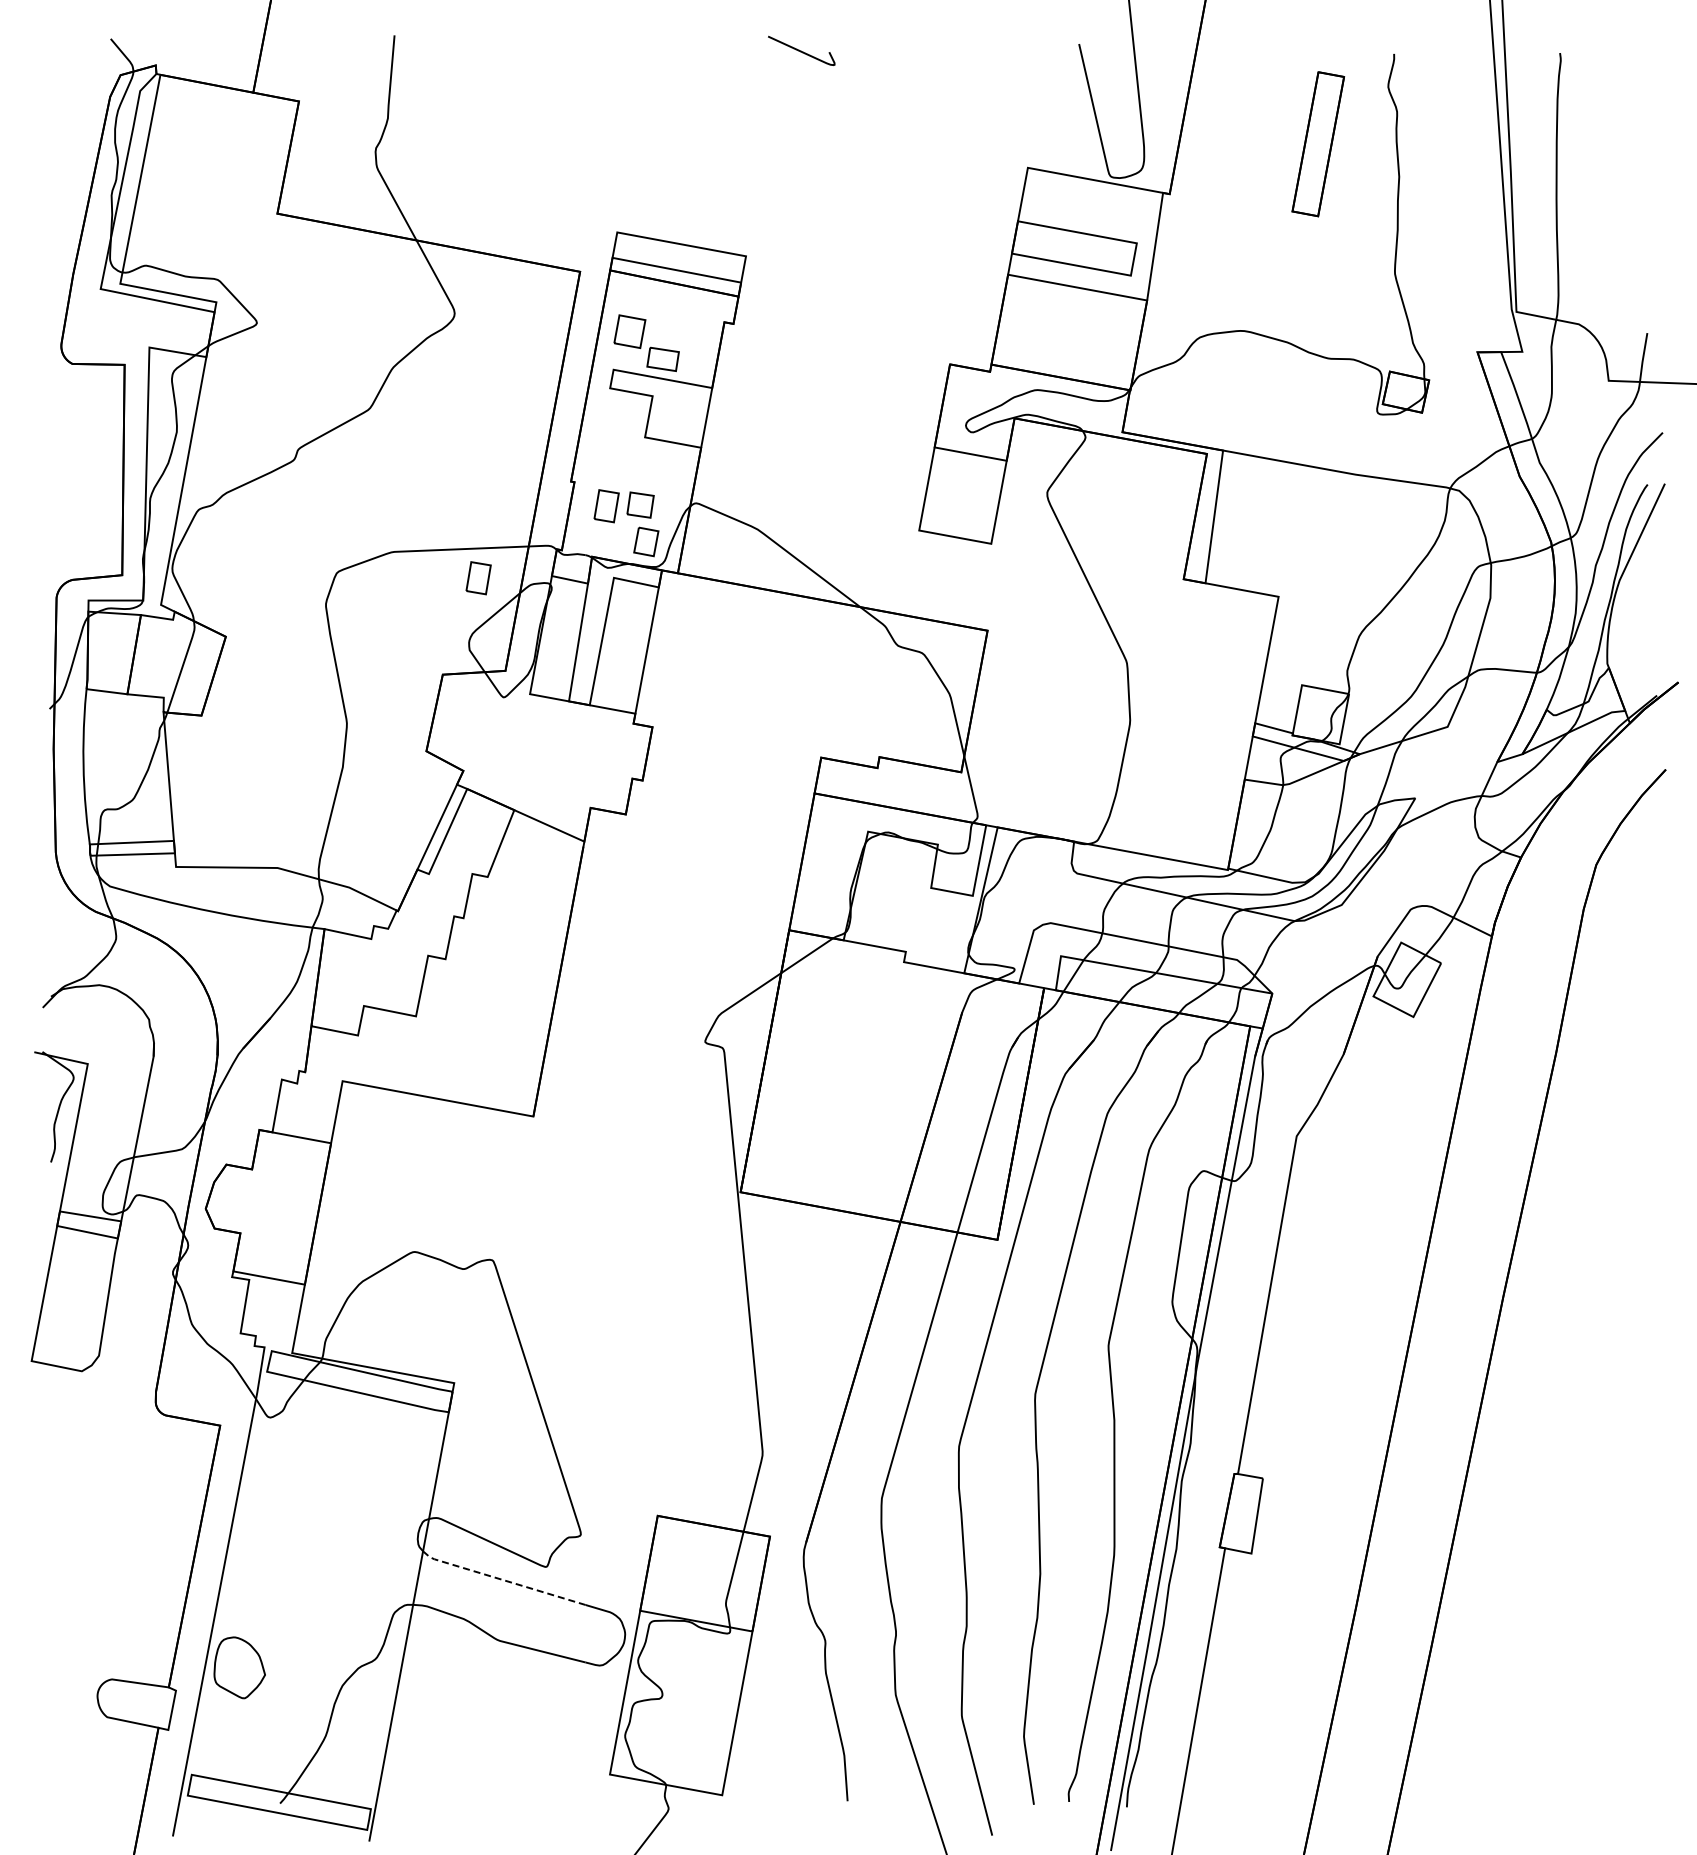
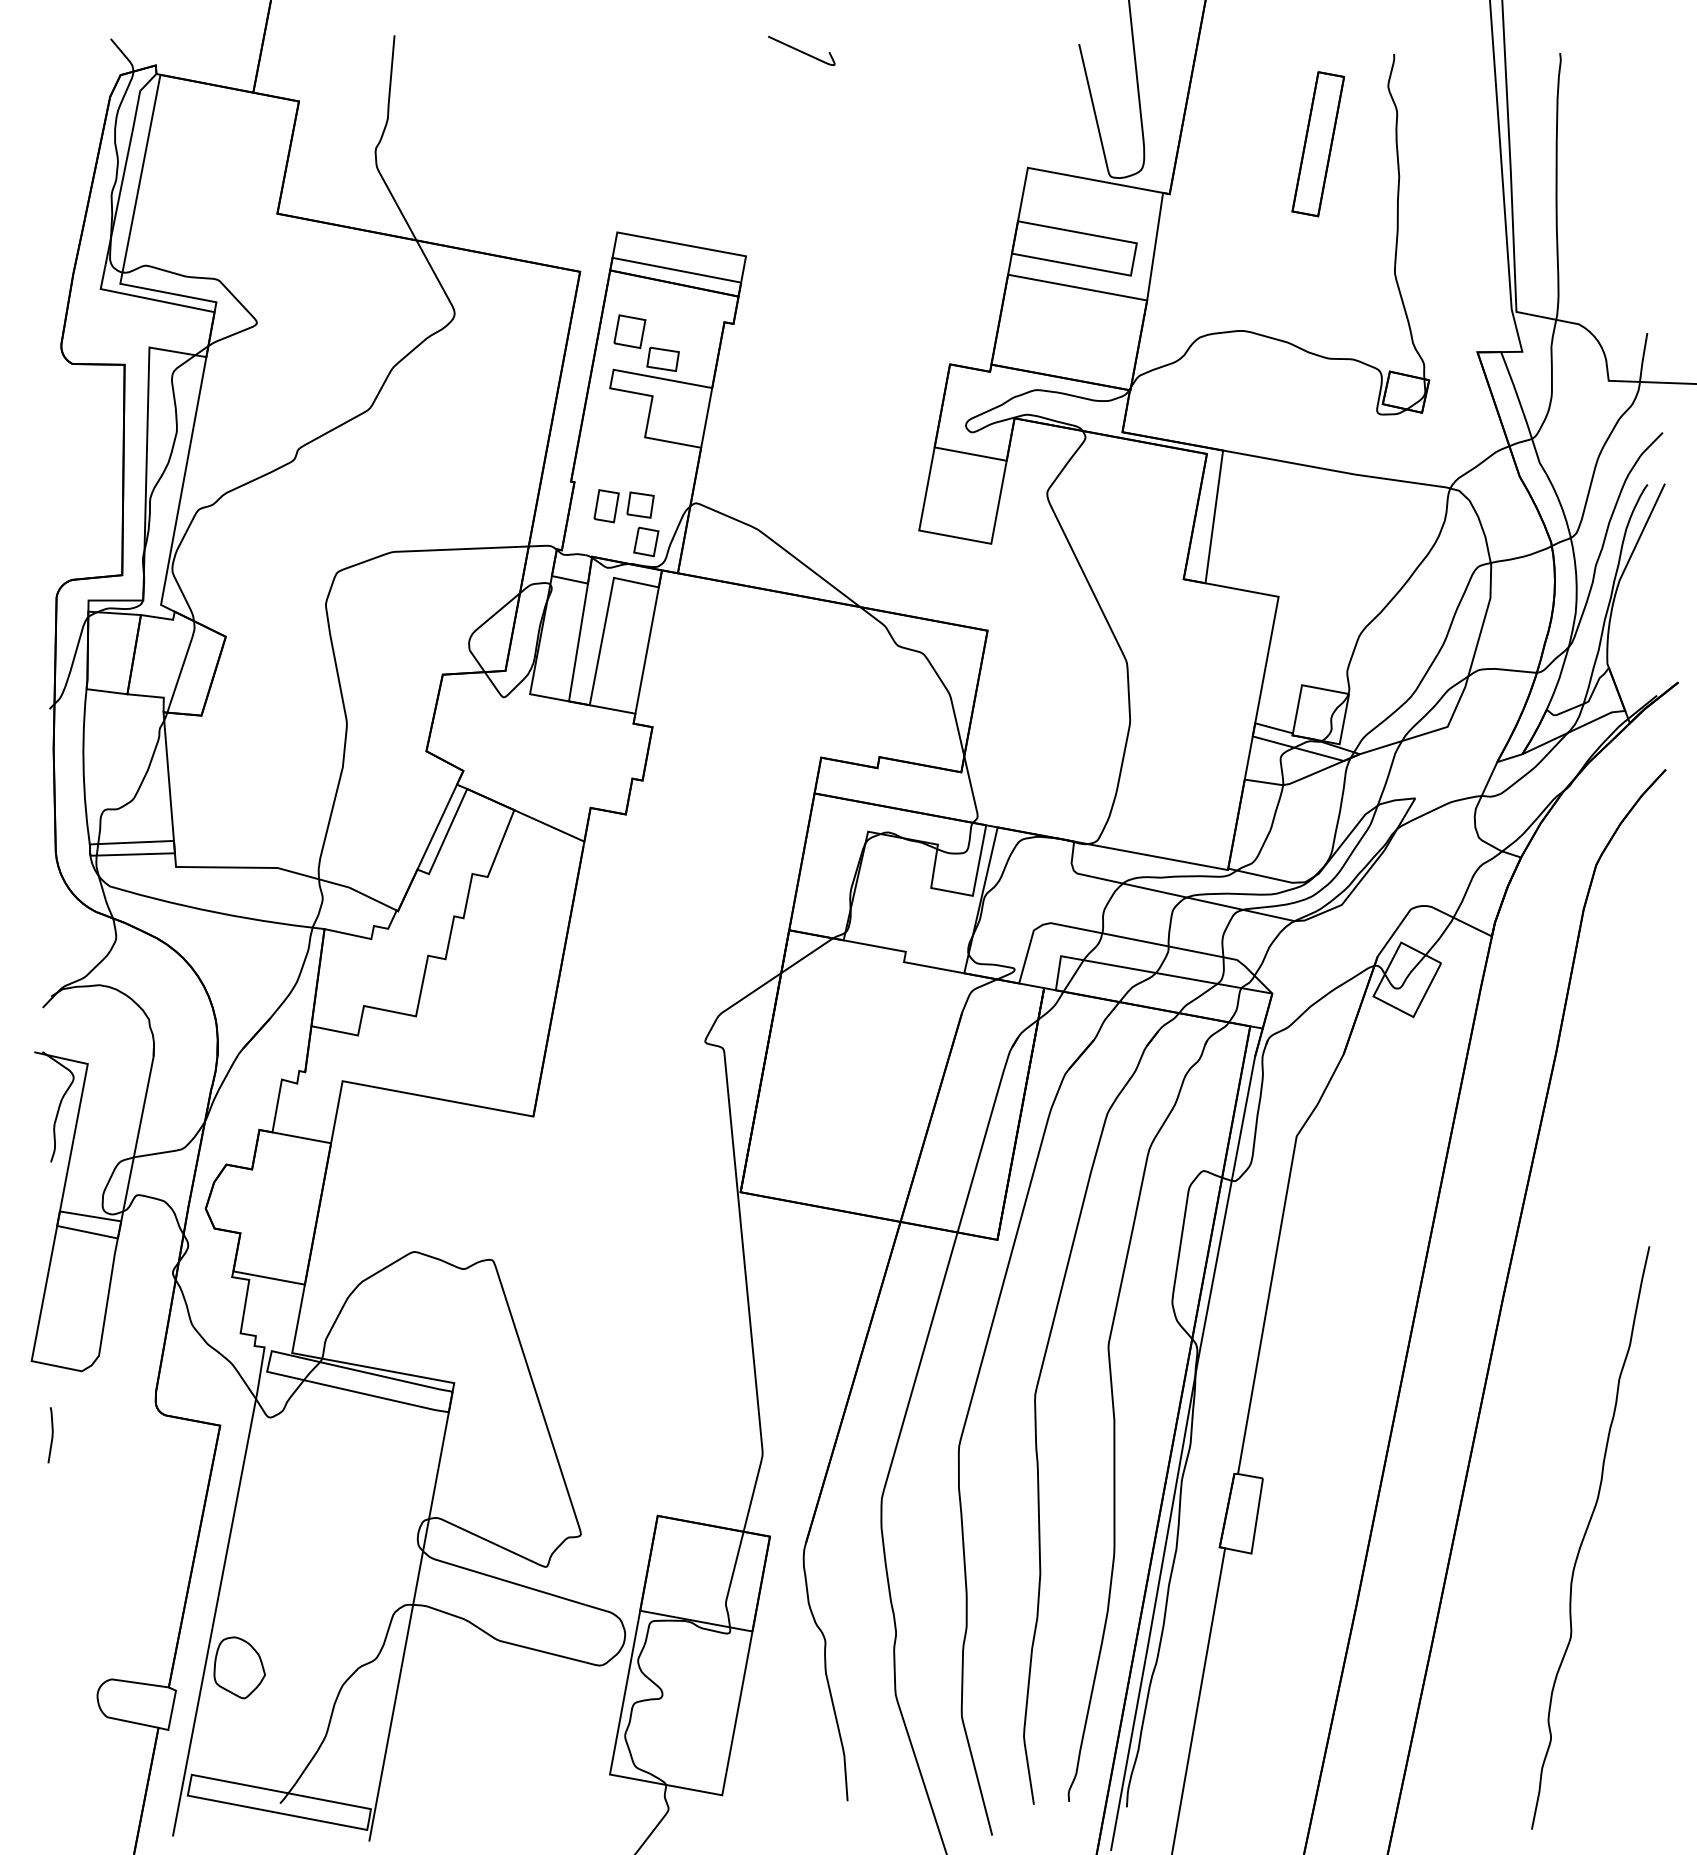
part: present -> none (478, 578)
curve: none -> present (51, 1435)
curve: none -> present (1585, 1536)
line: dashed -> solid (501, 1579)
